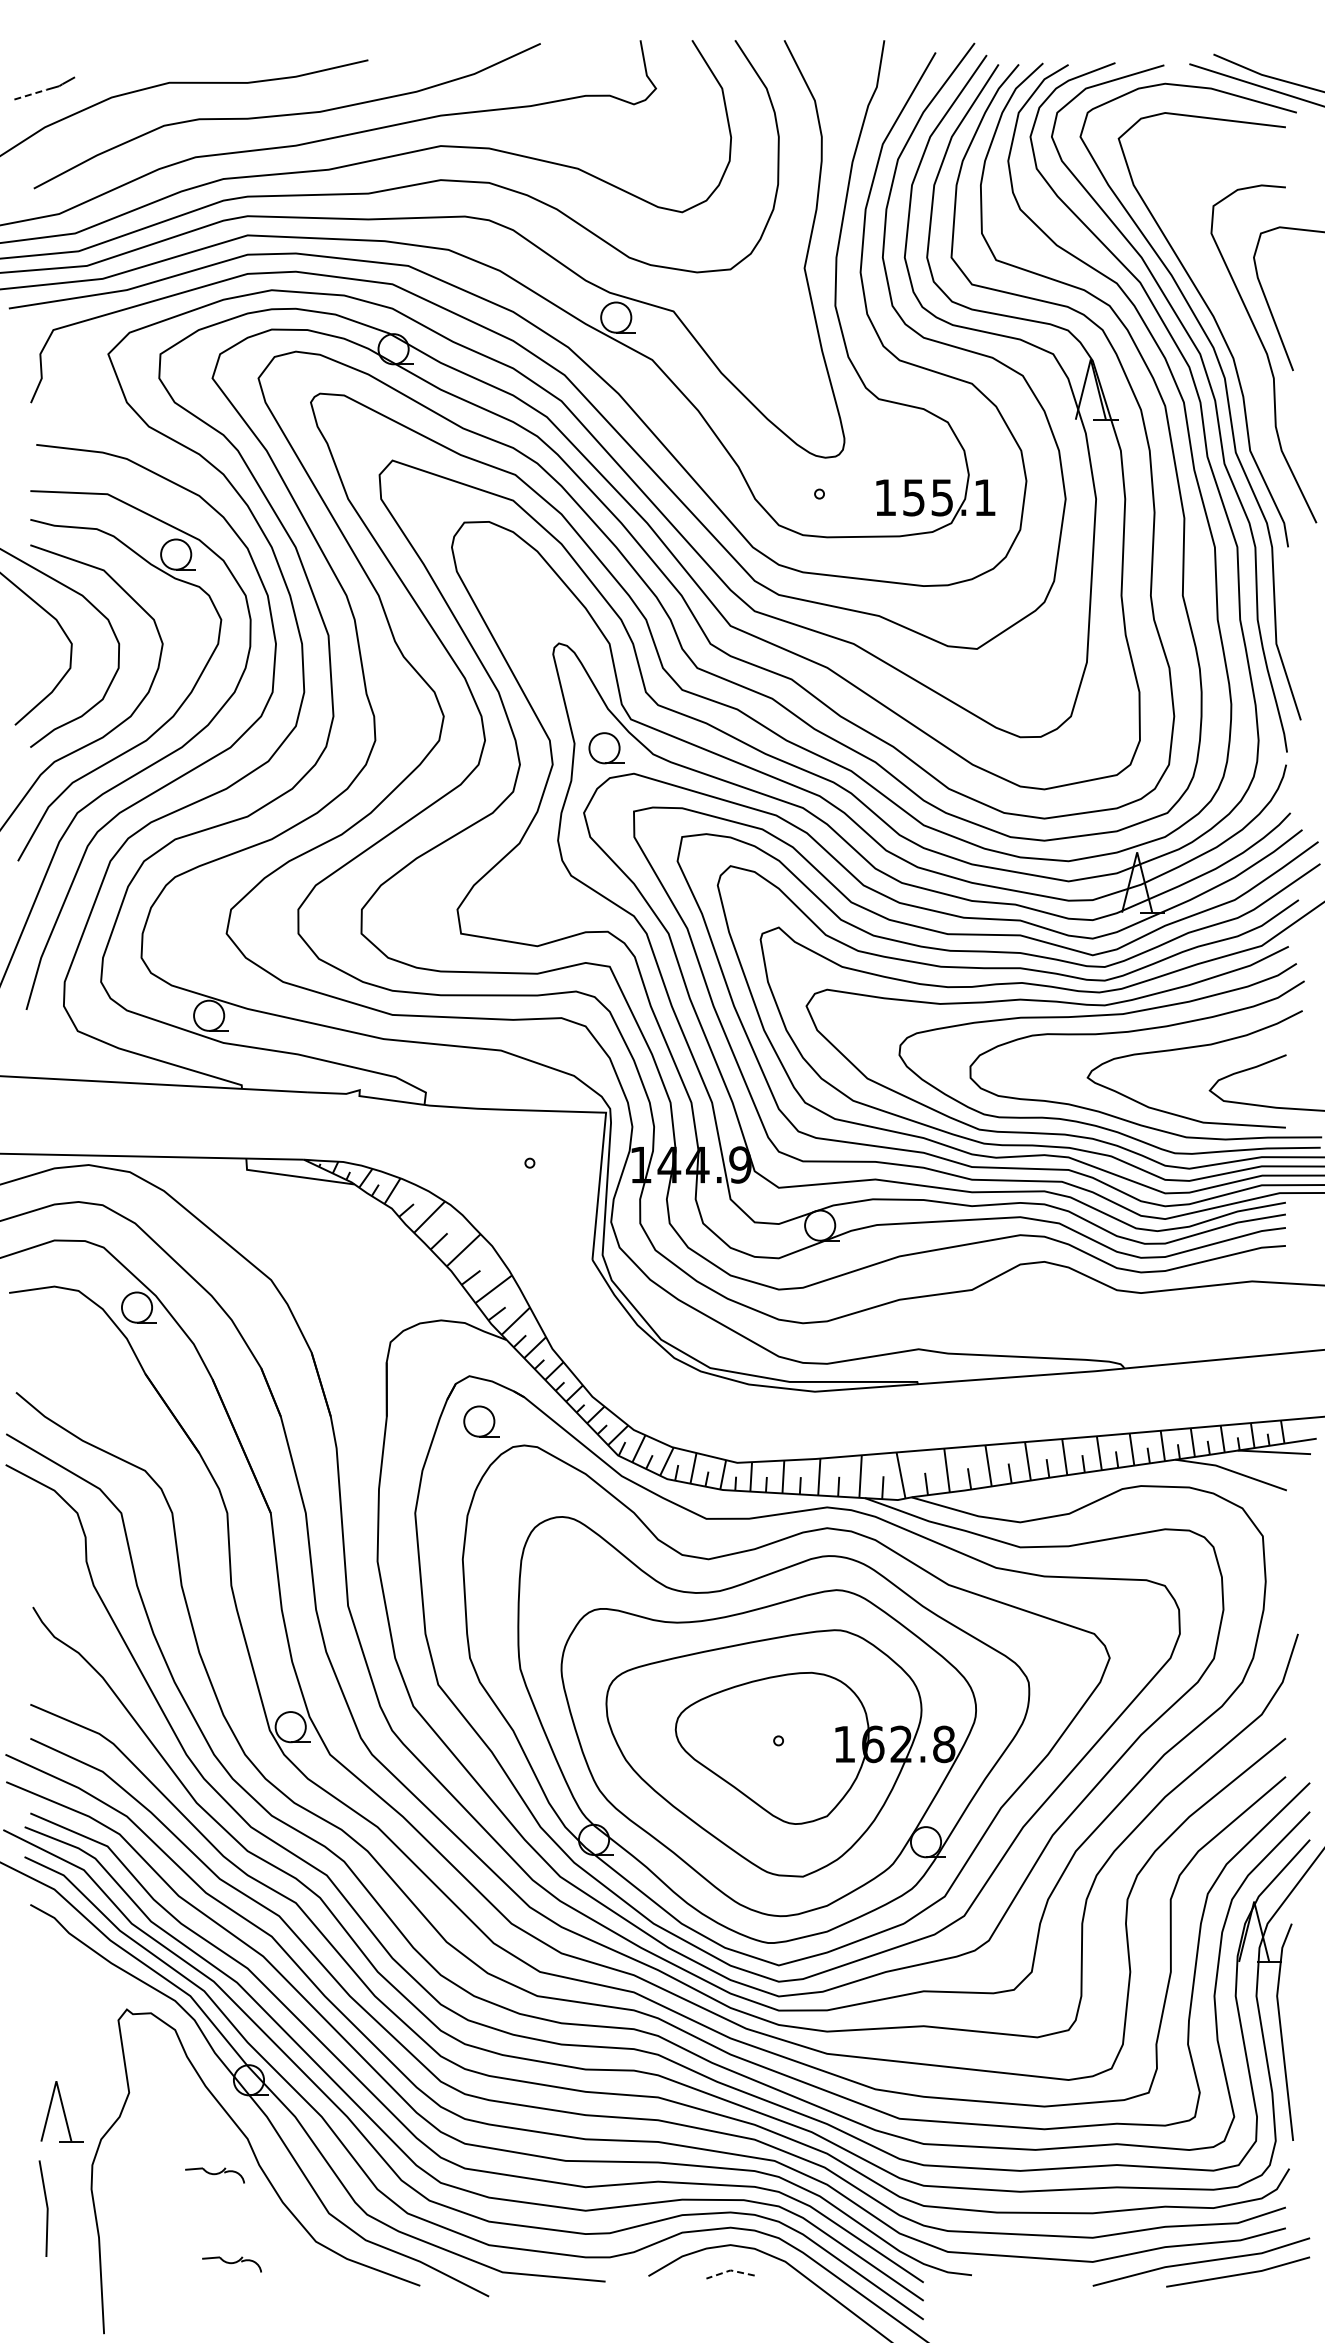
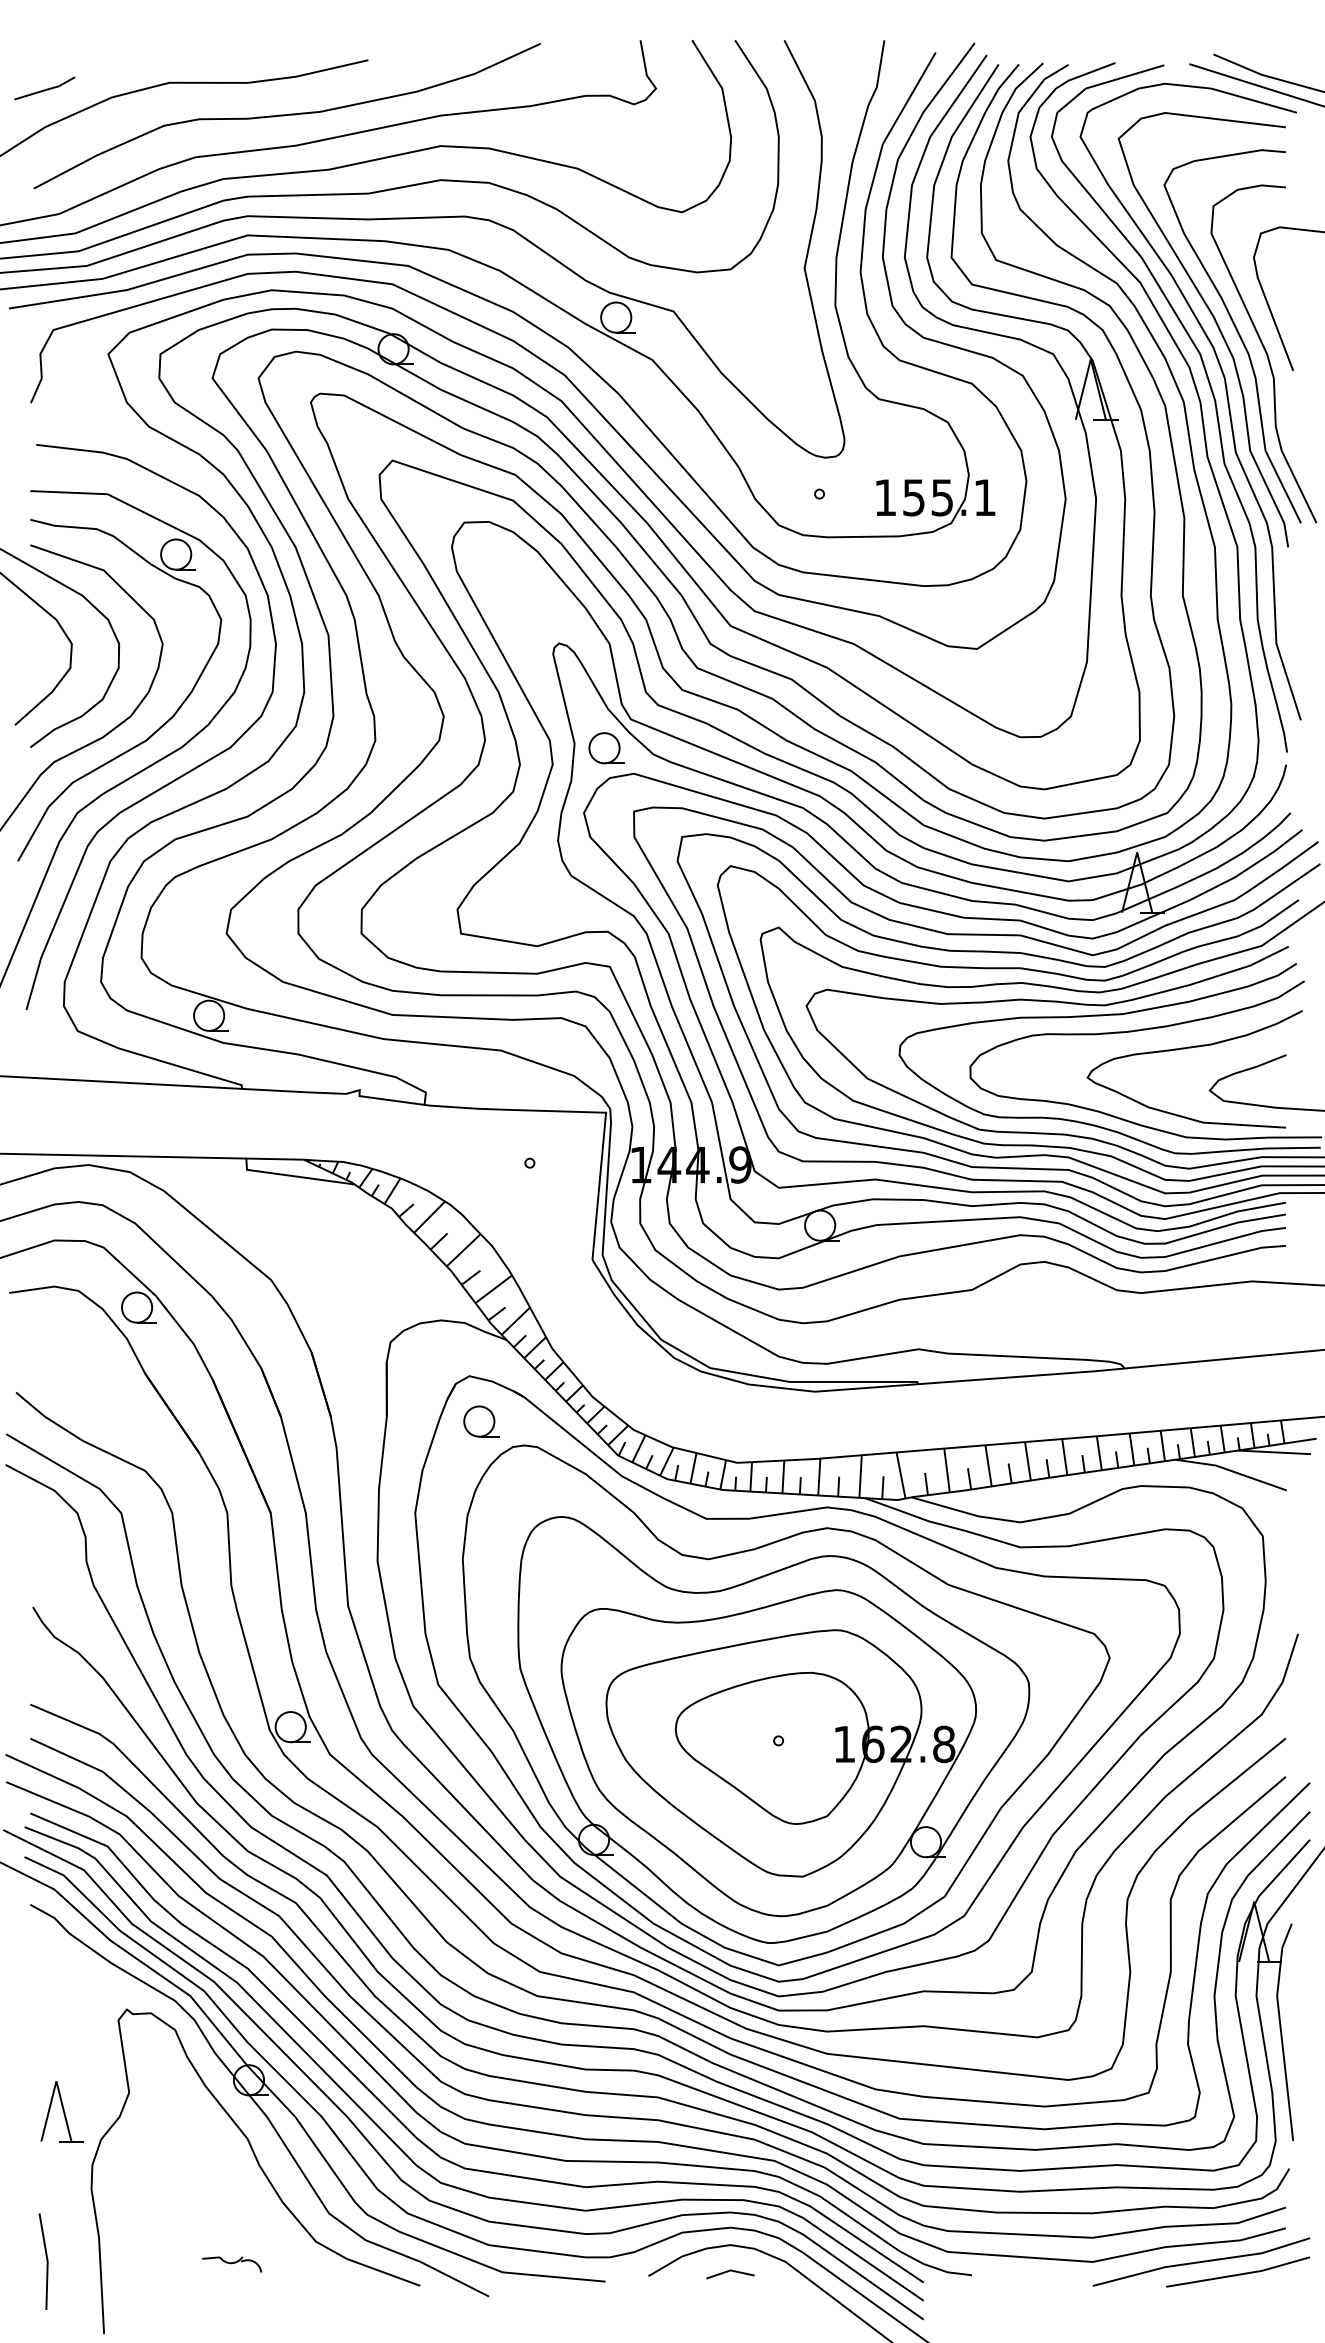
line: dashed -> solid (30, 94)
curve: none -> present (1237, 333)
part: present -> none (214, 2175)
line position: (46, 2208) -> (46, 2261) (46, 2261)
line: dashed -> solid (730, 2270)
